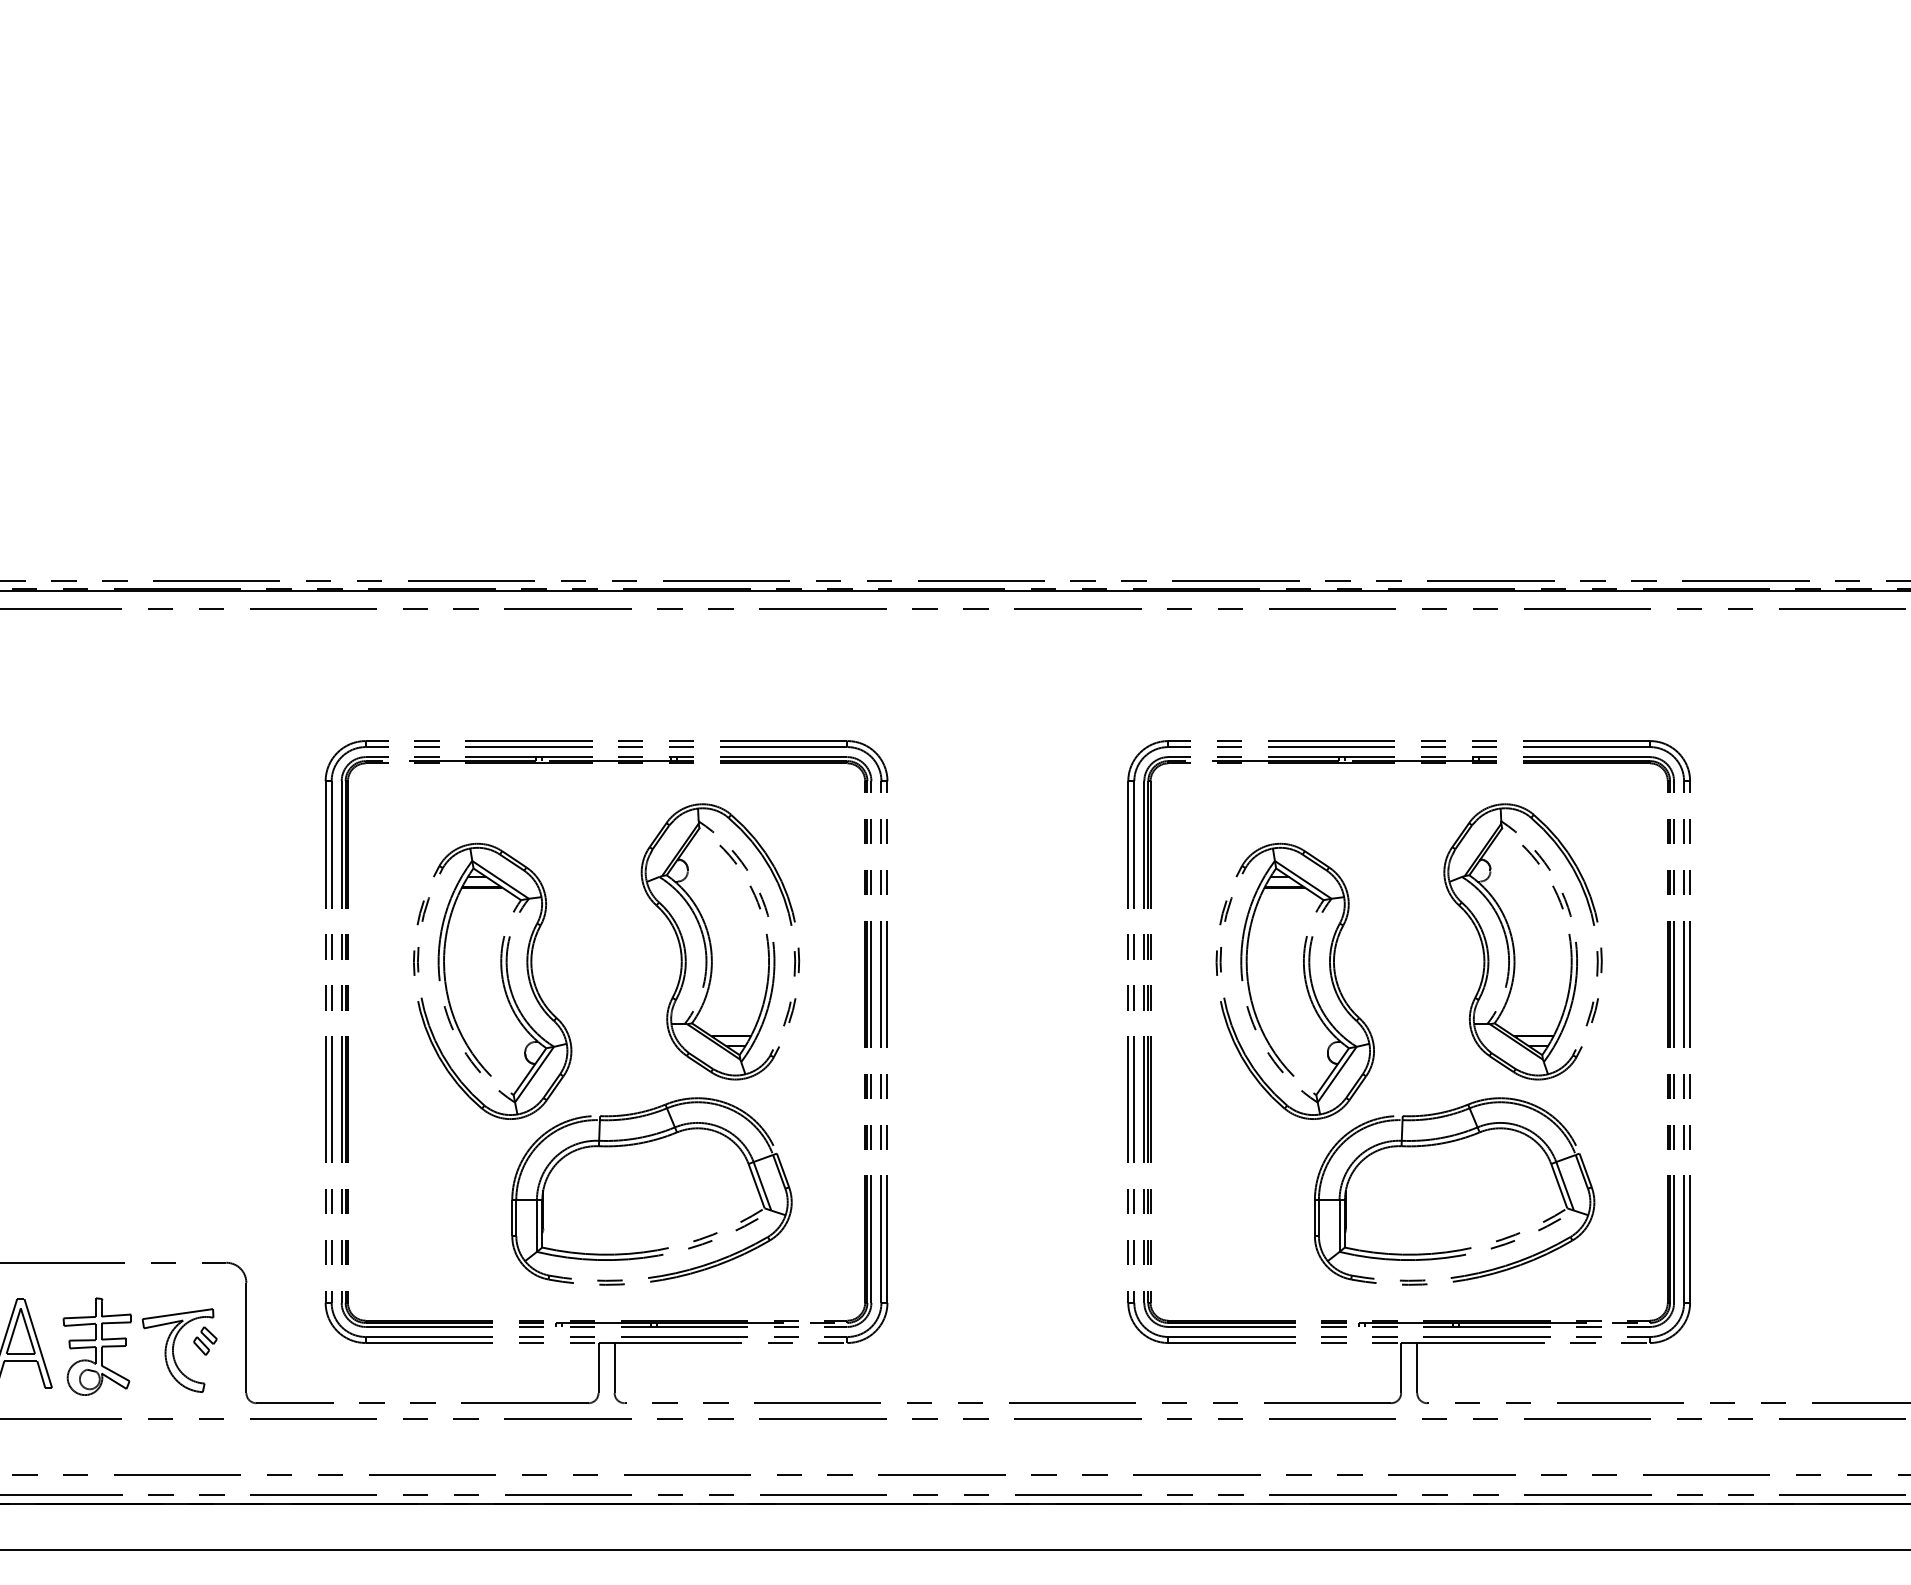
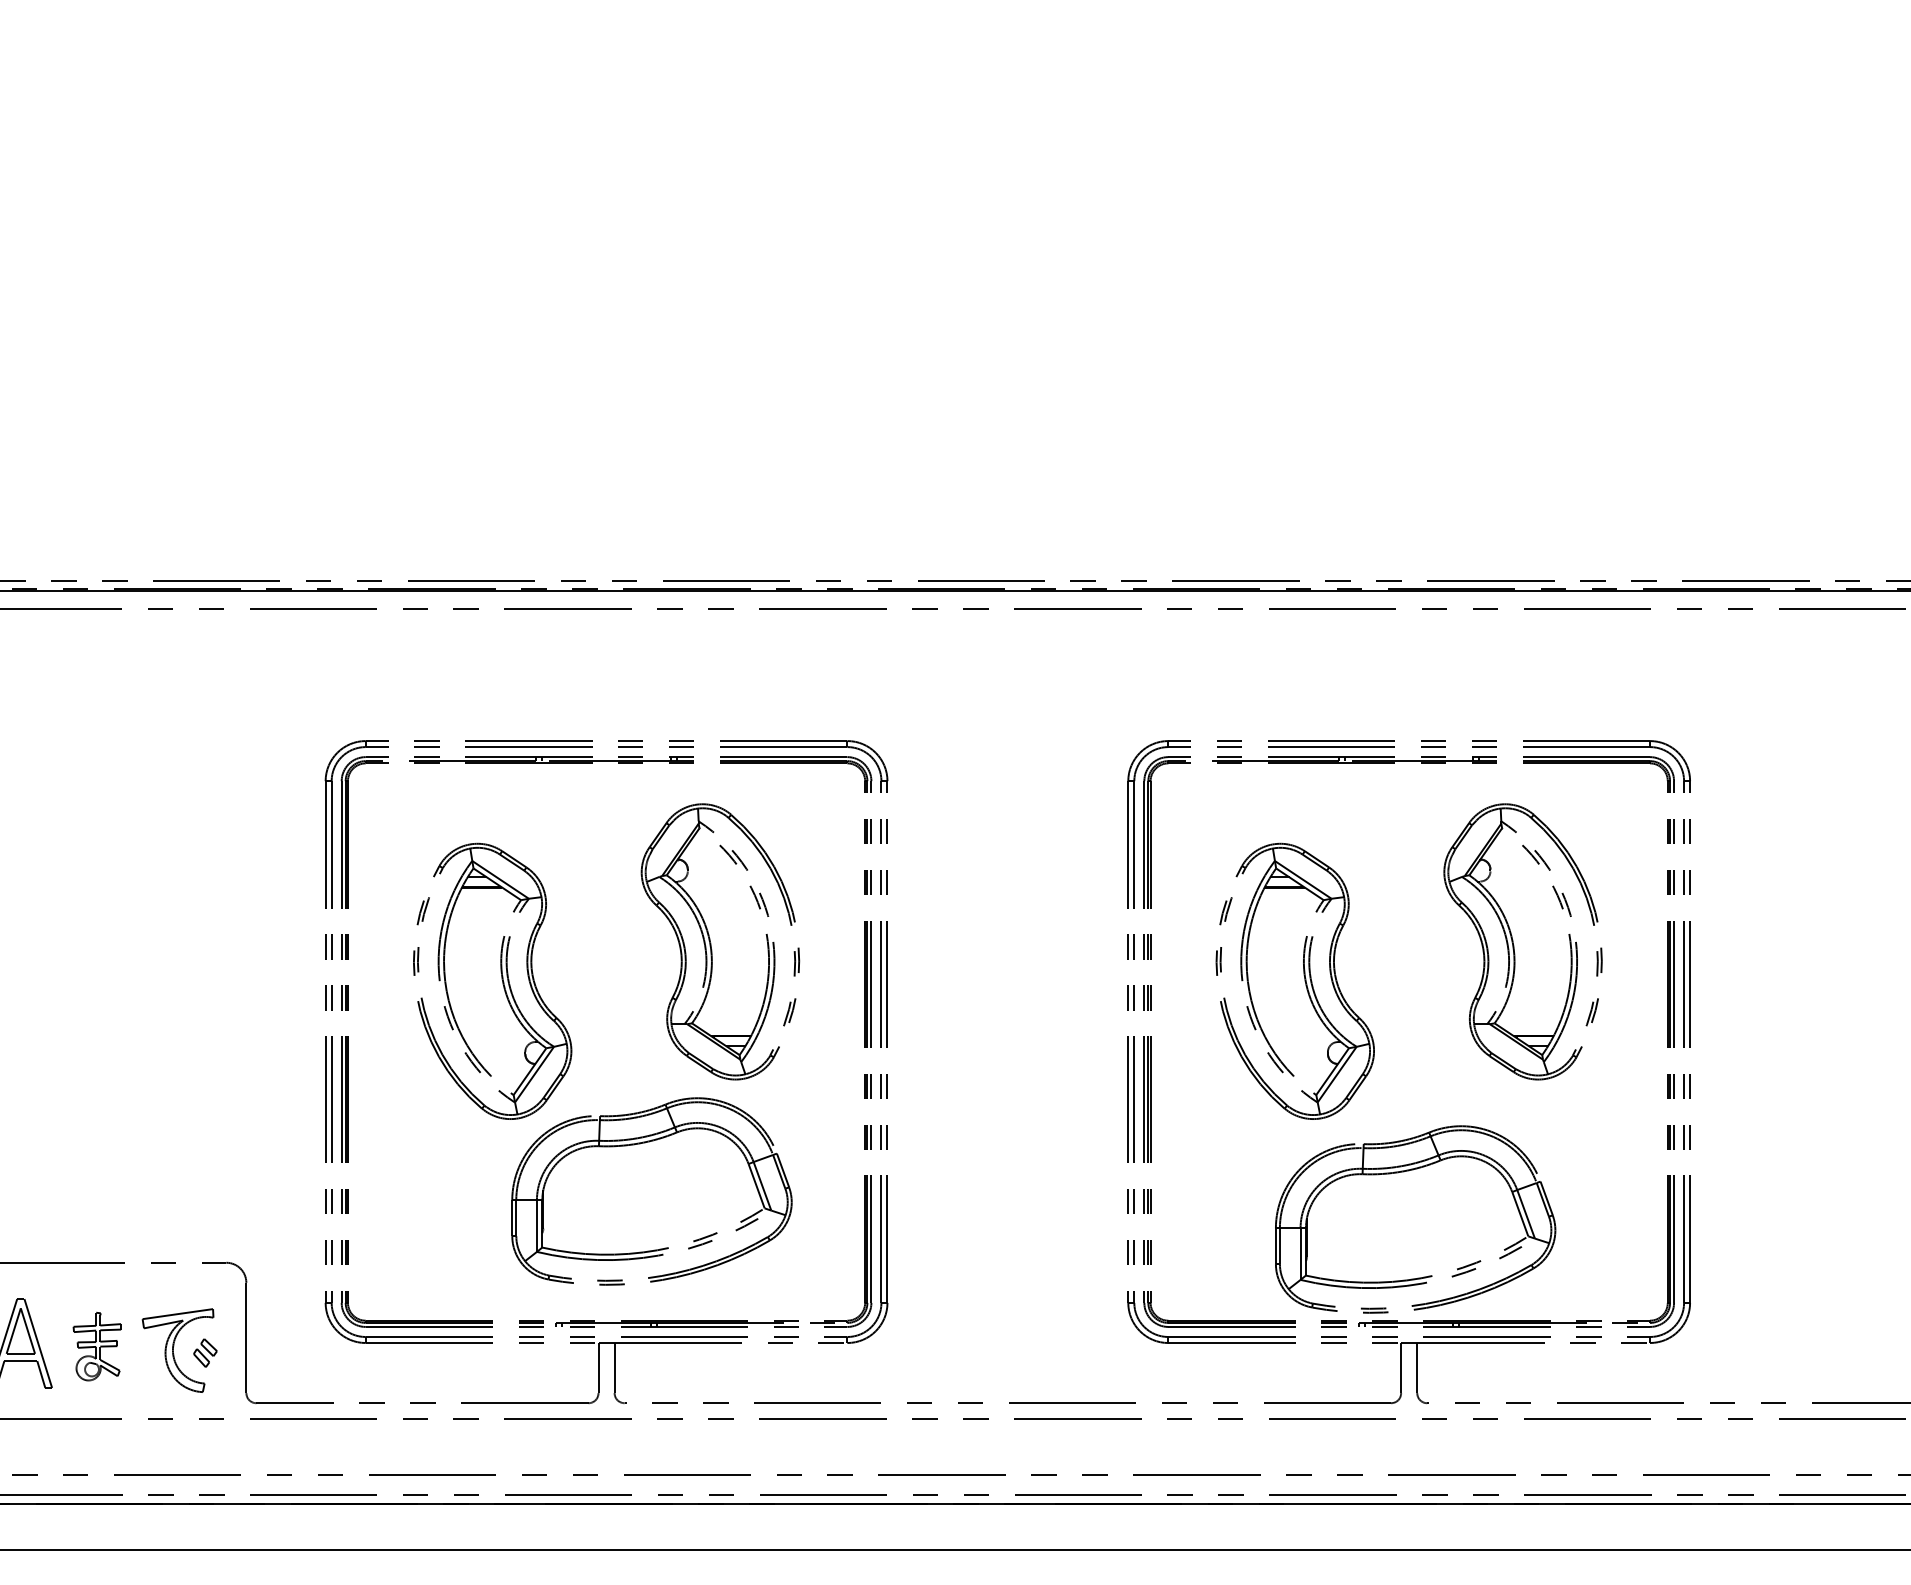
part position: (1443, 1144) -> (1404, 1172) (1404, 1172)
part position: (205, 1340) -> (205, 1352) (205, 1352)
part size: 70x99 px -> 50x70 px (96, 1346)
